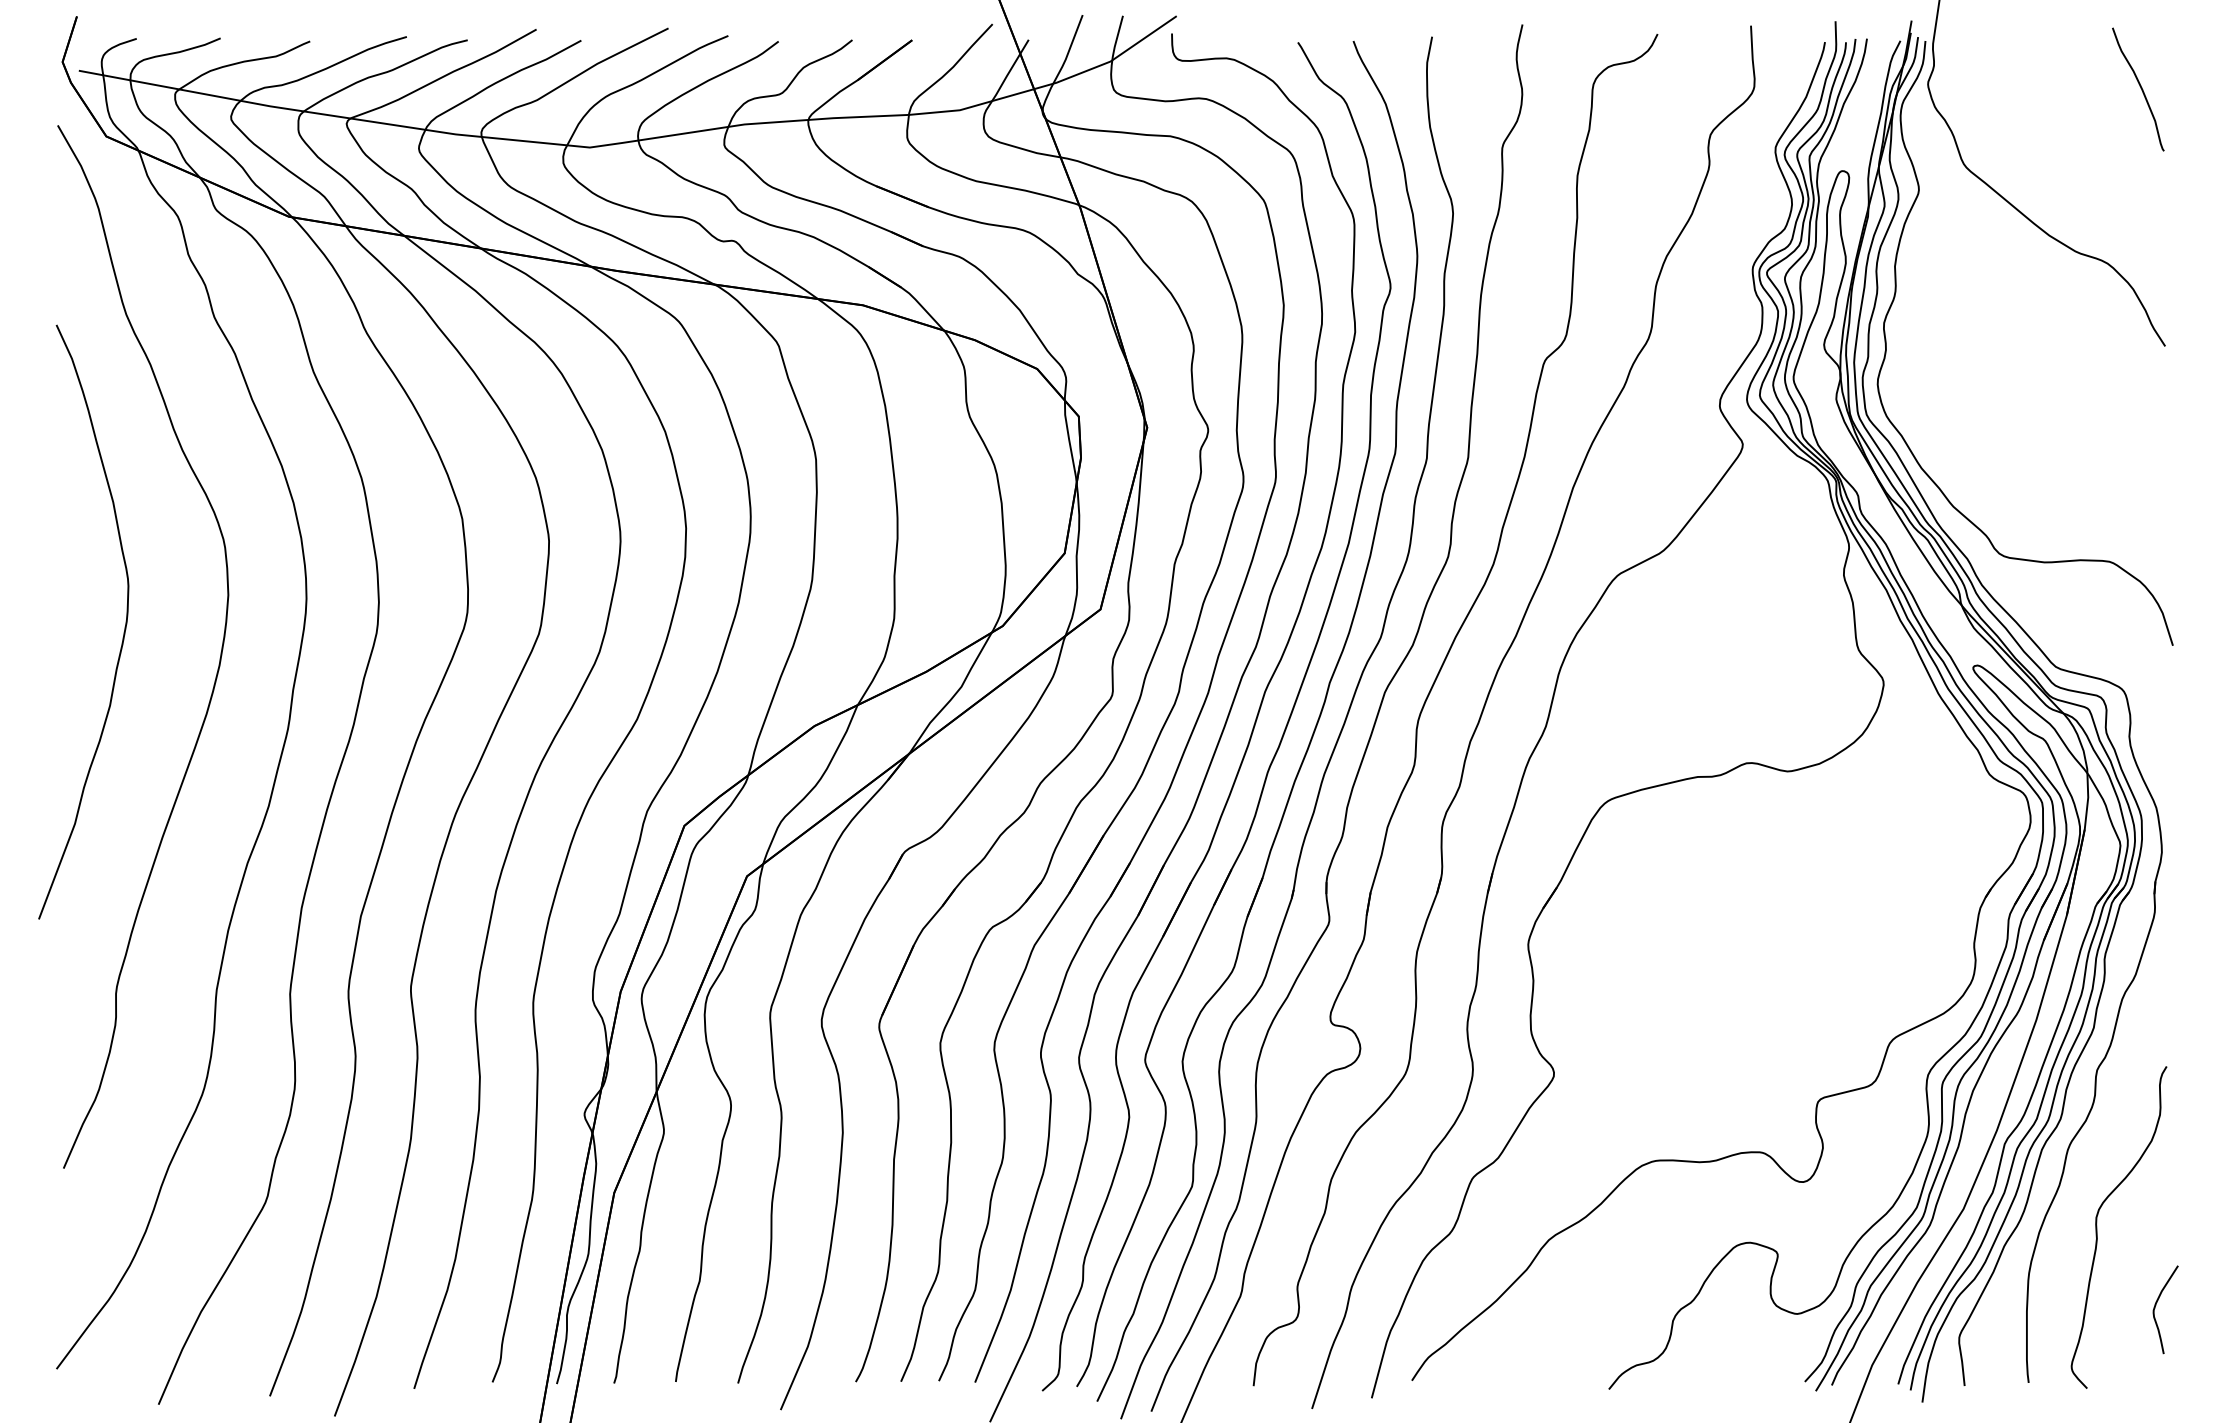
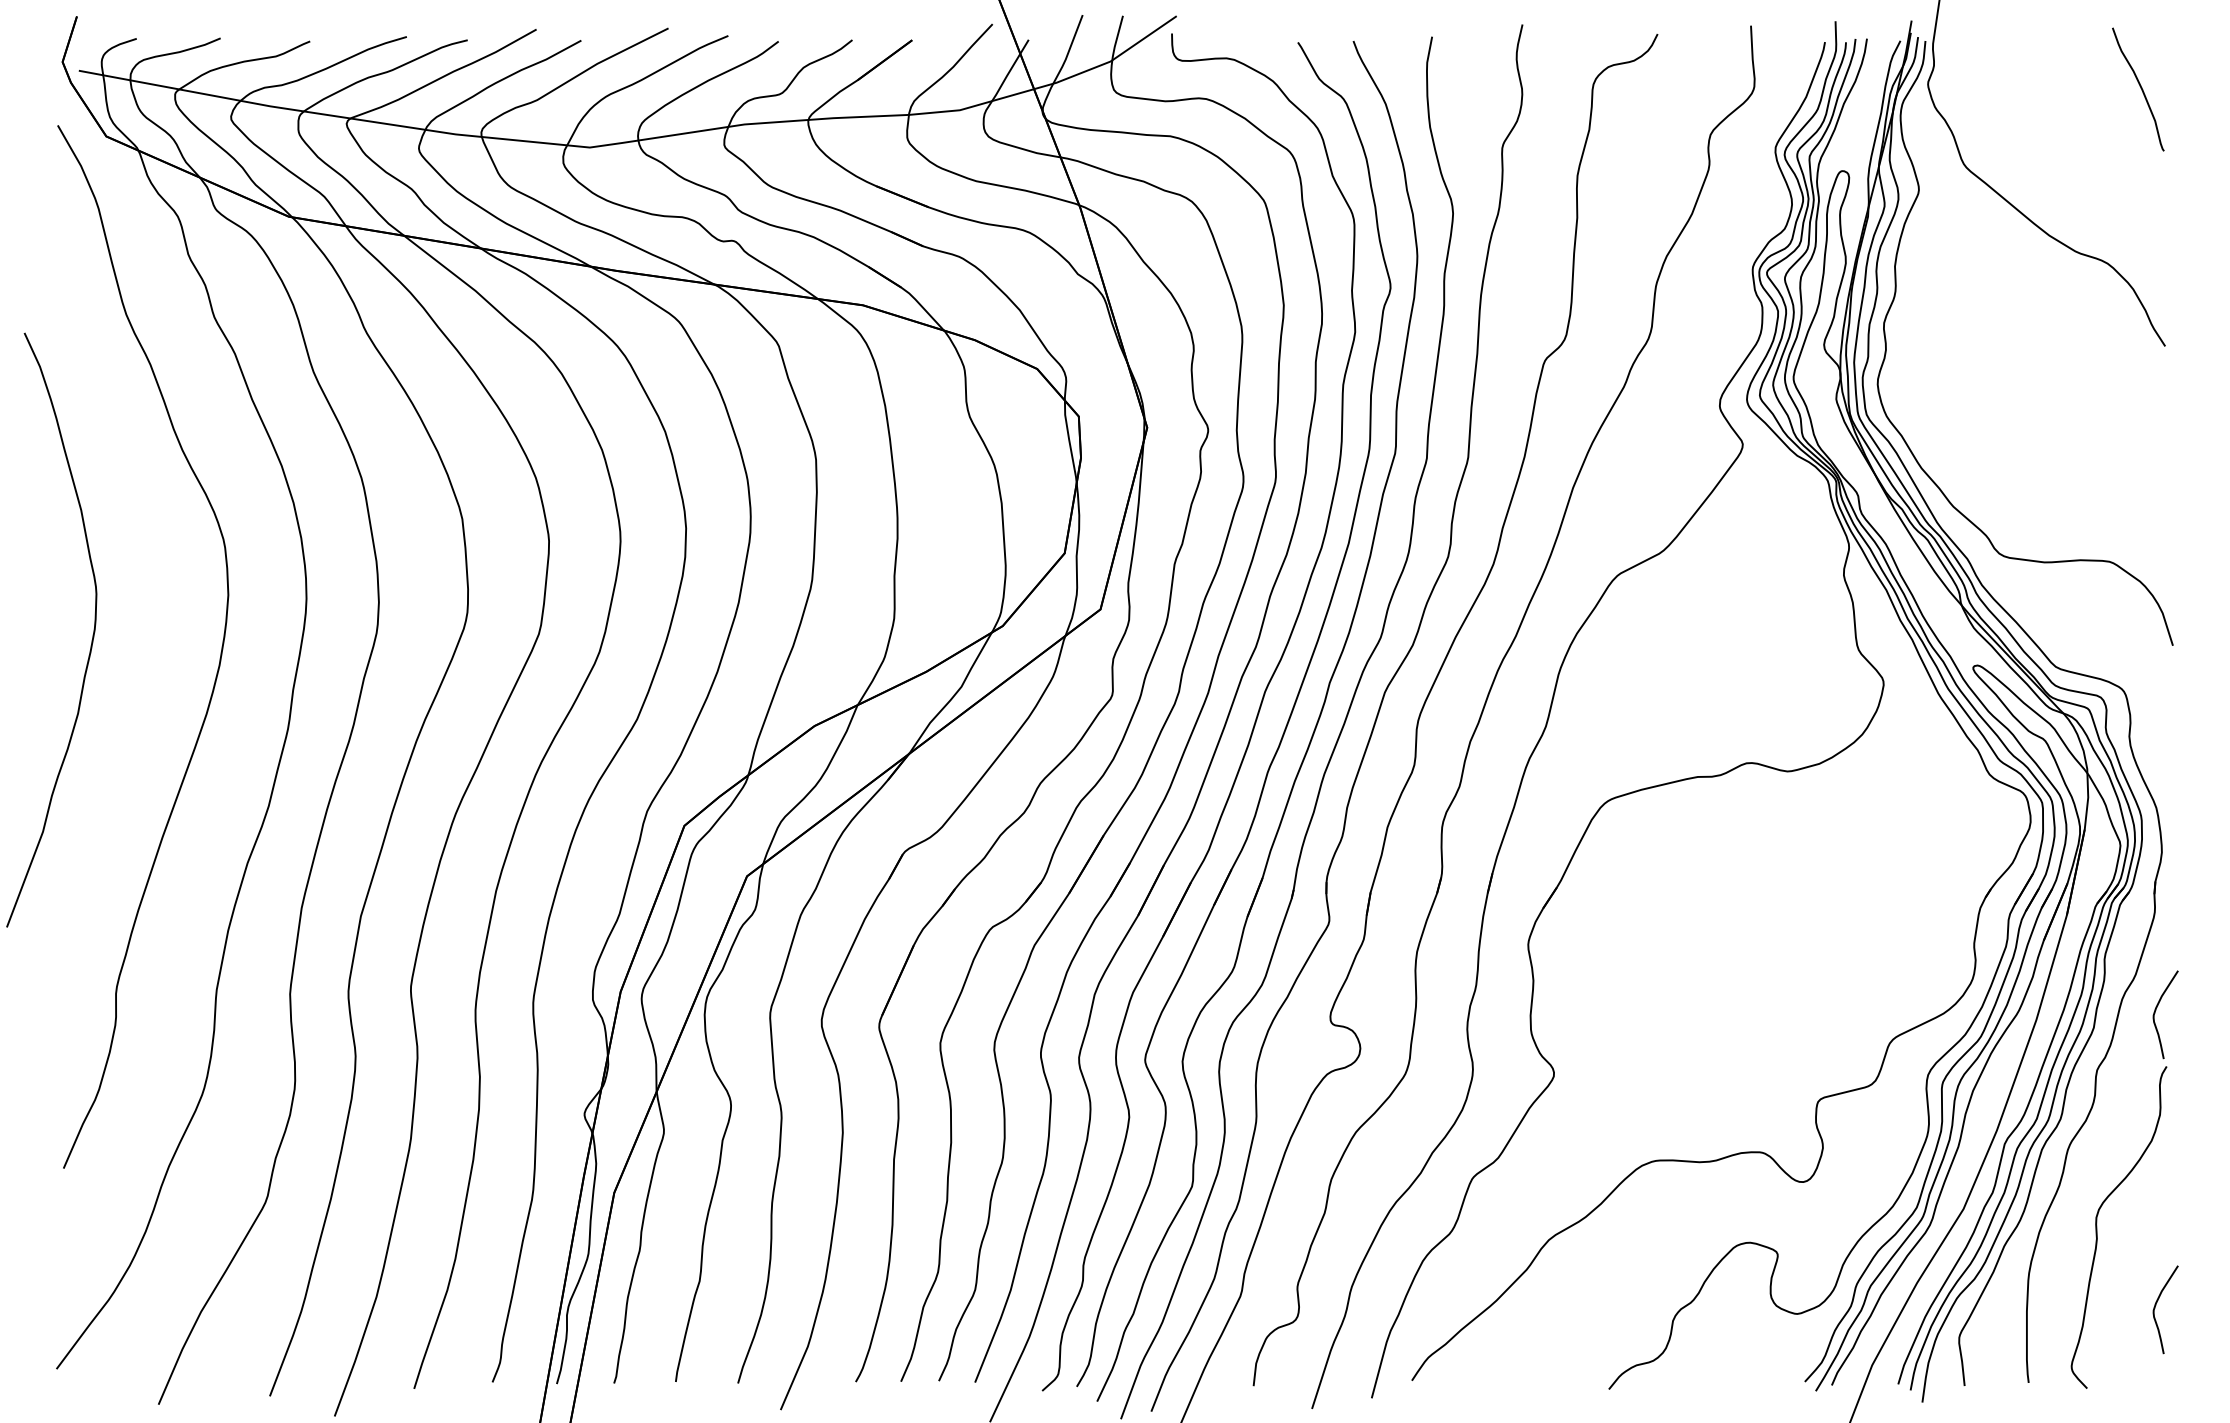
curve position: (124, 626) -> (92, 634) (92, 634)
curve: none -> present (2156, 1010)
